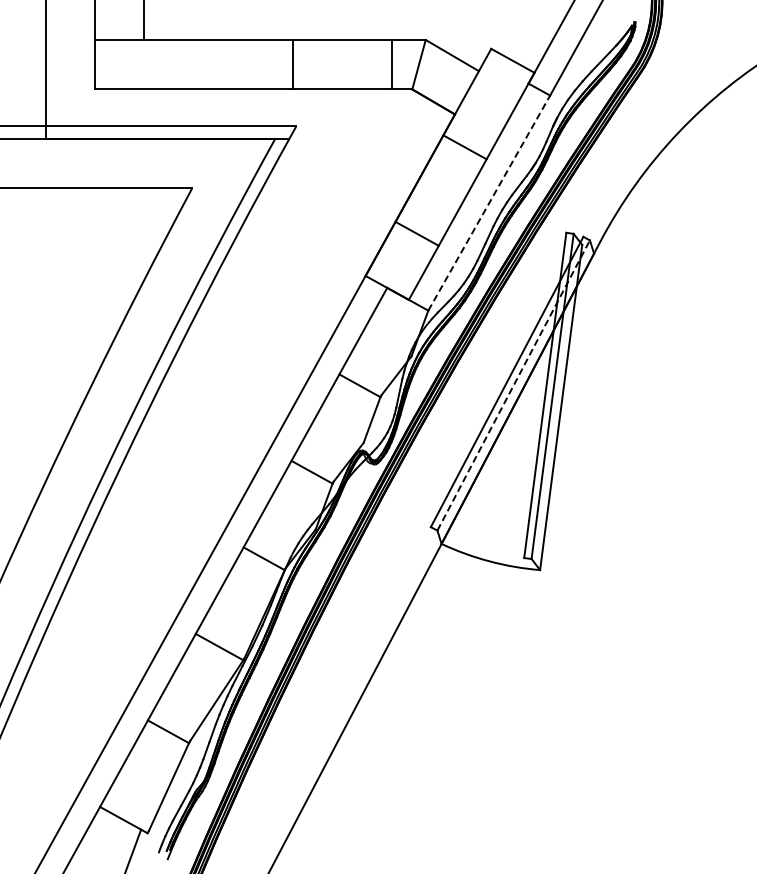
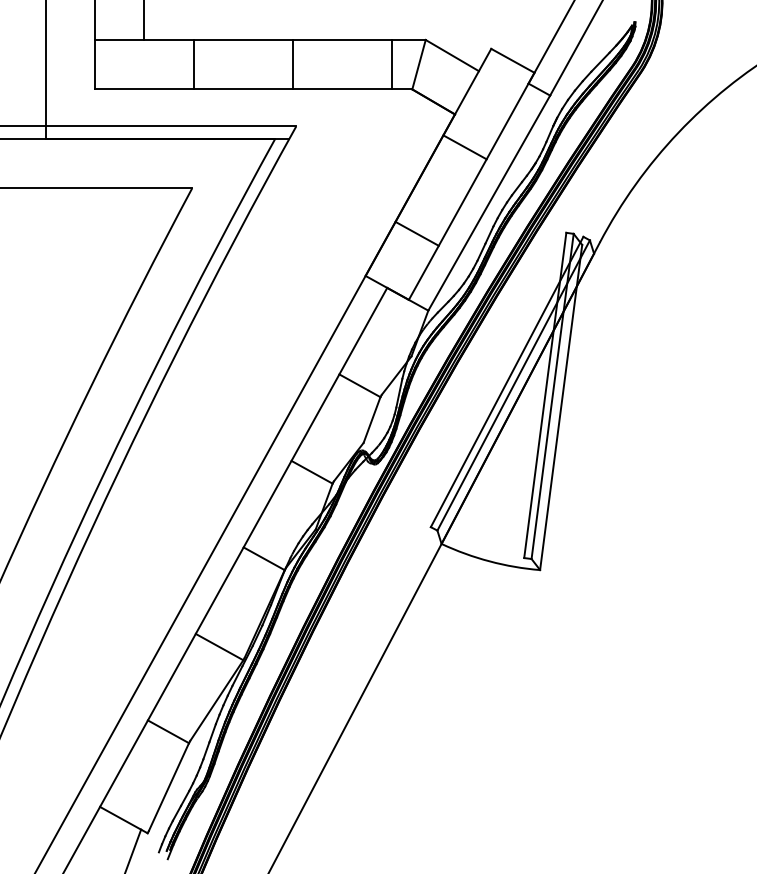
line: none -> present (193, 64)
line: dashed -> solid (489, 203)
line: dashed -> solid (513, 385)
